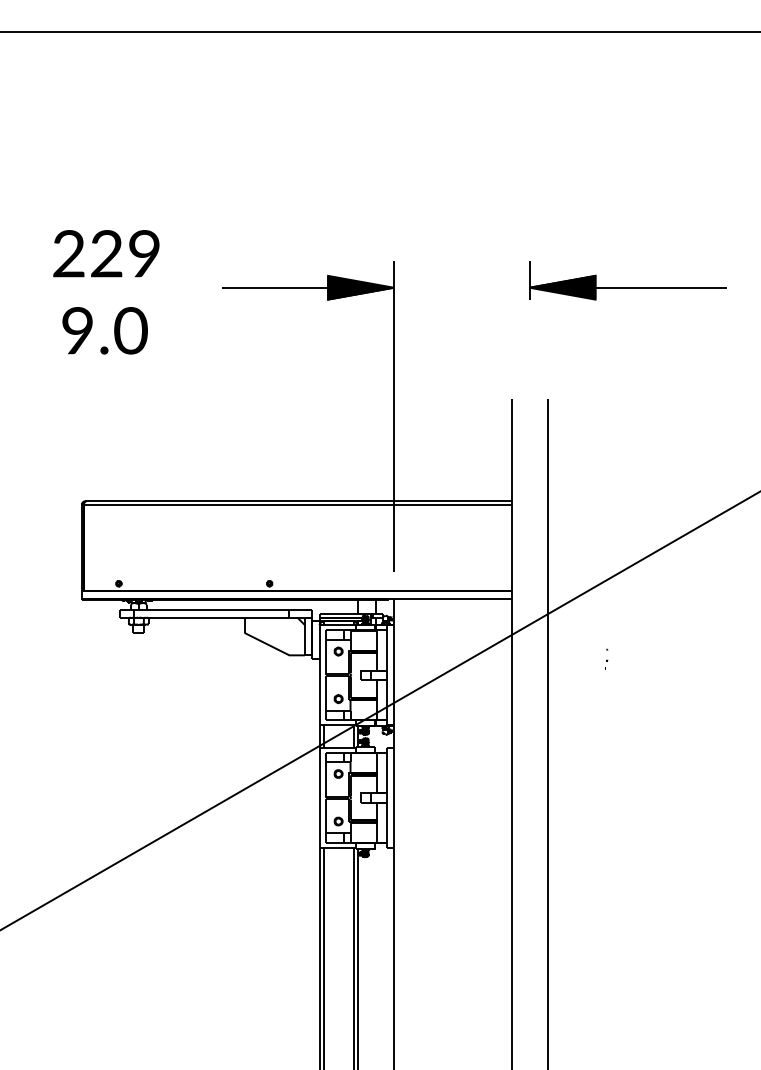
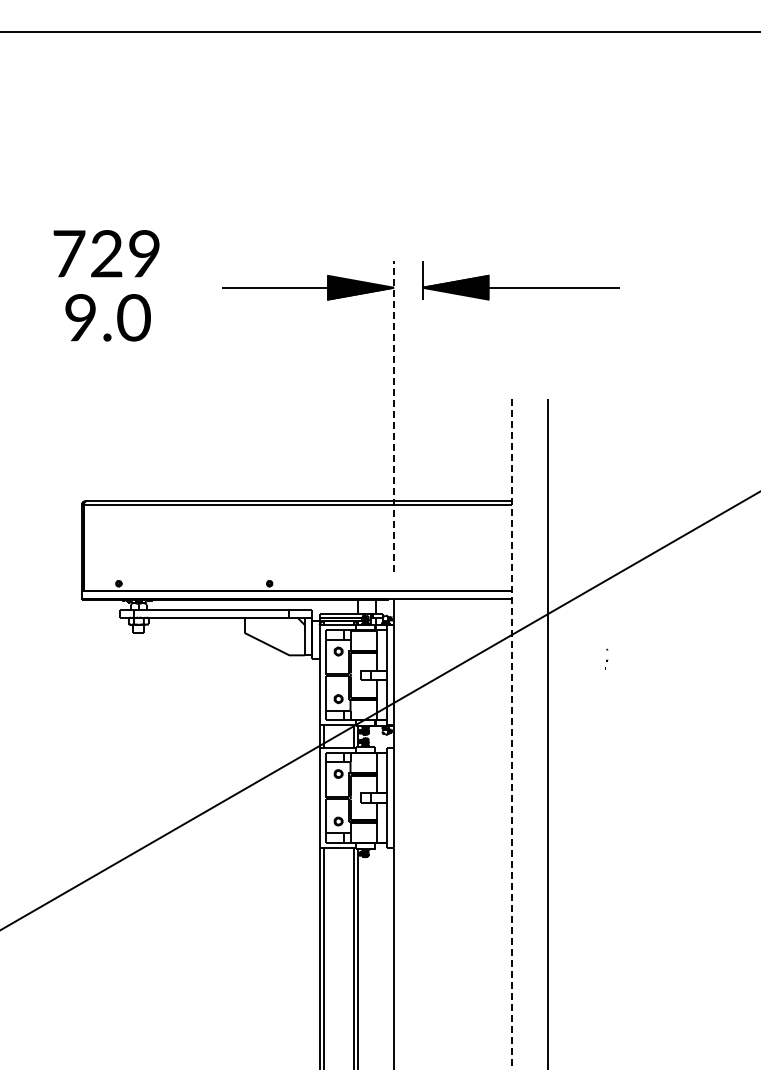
text: 229 -> 729 (69, 253)
part position: (627, 287) -> (520, 287) (520, 287)
text position: (104, 330) -> (107, 317) (107, 317)
line: solid -> dashed (394, 416)
line: solid -> dashed (511, 734)
